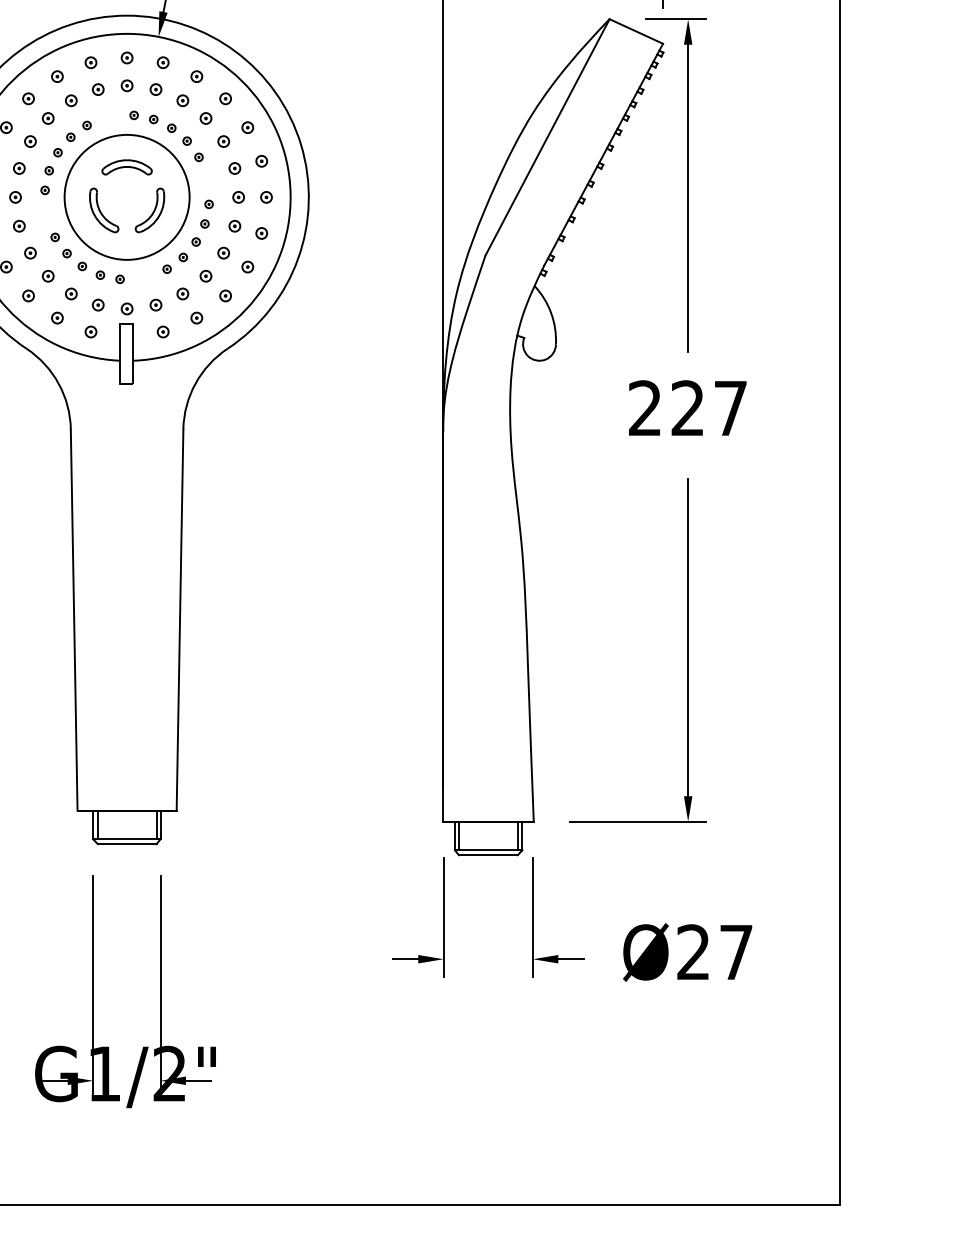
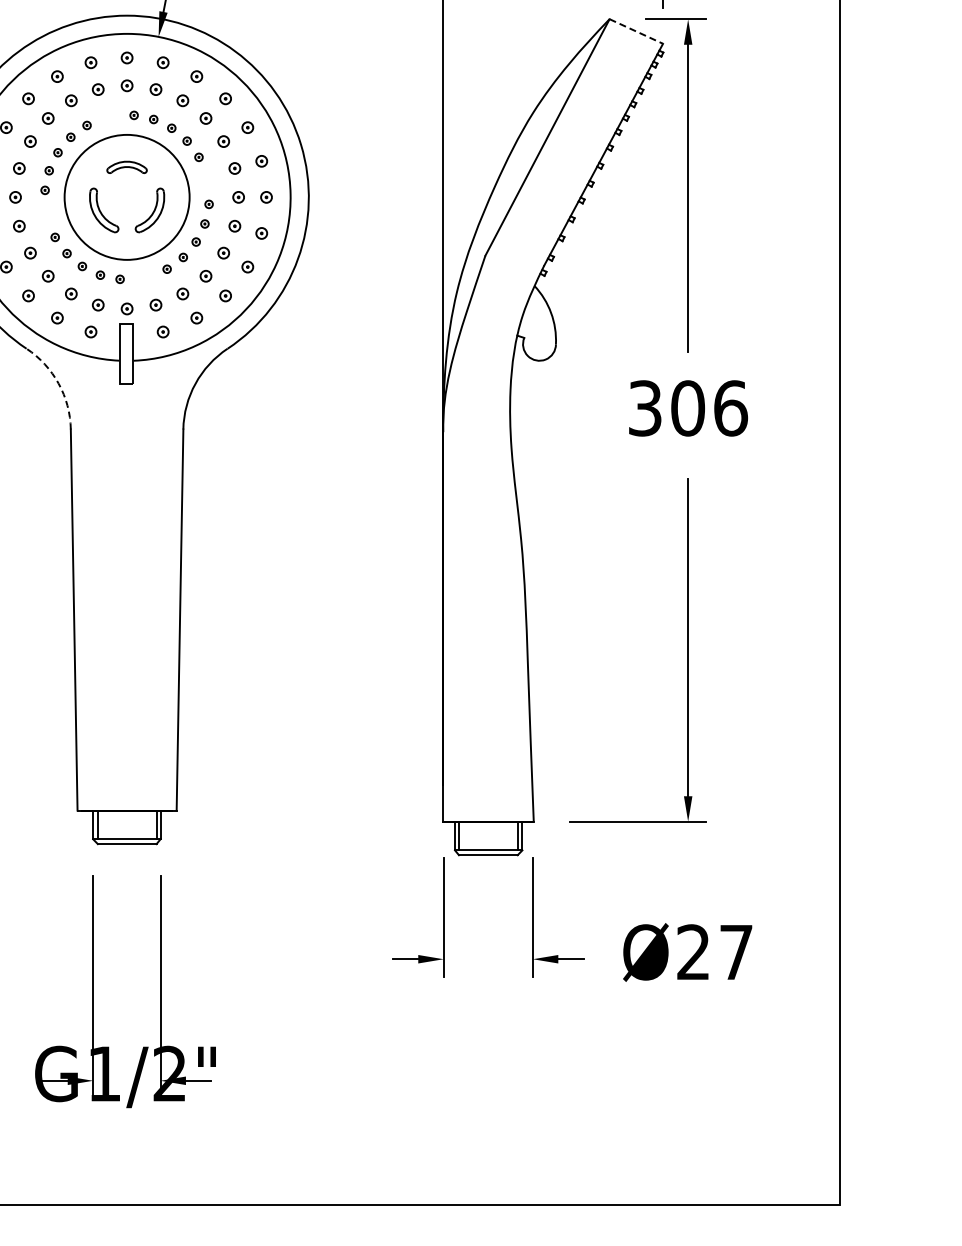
line: solid -> dashed (636, 31)
part size: 52x17 px -> 42x14 px (126, 166)
arc: solid -> dashed (58, 383)
text: 227 -> 306 (688, 408)
